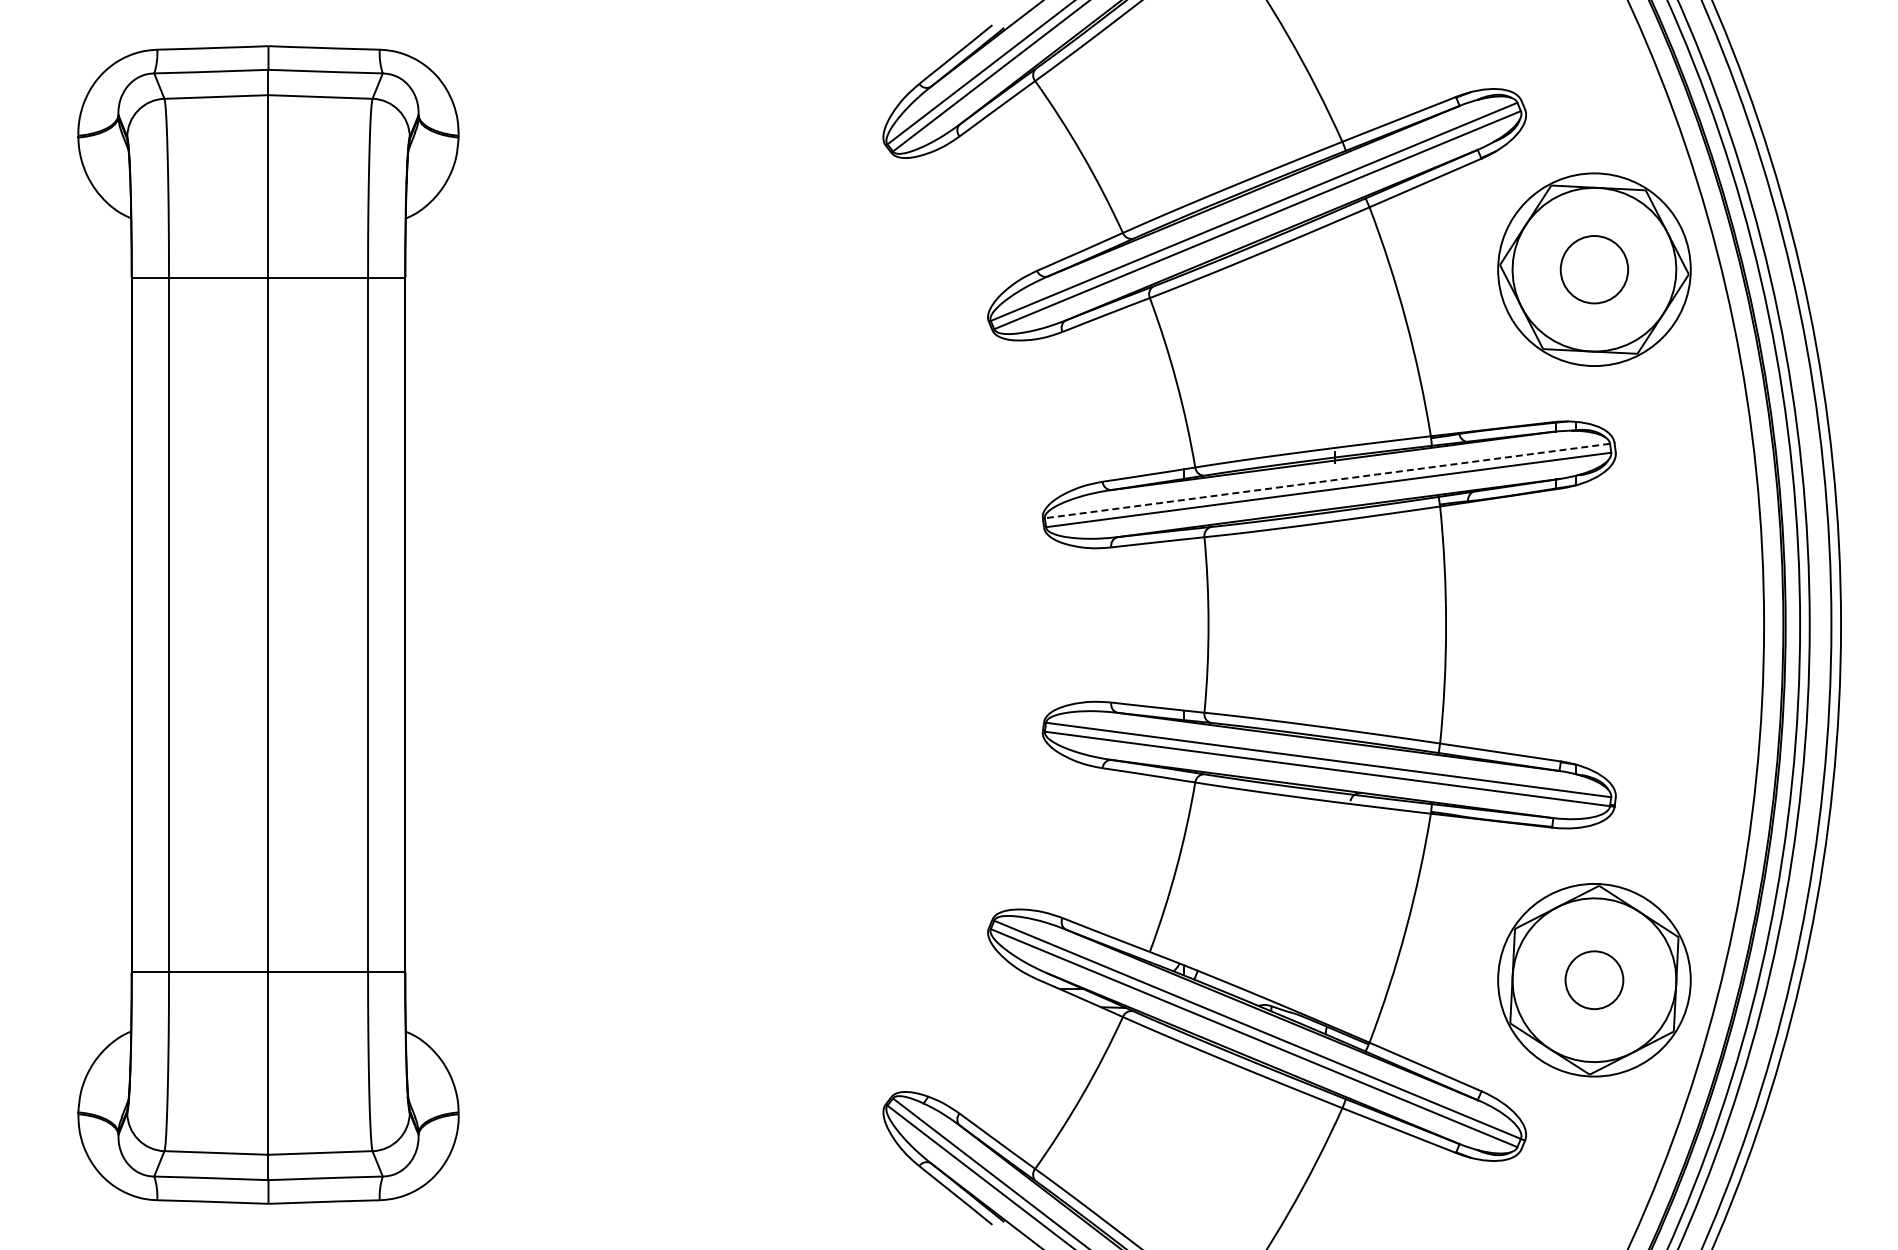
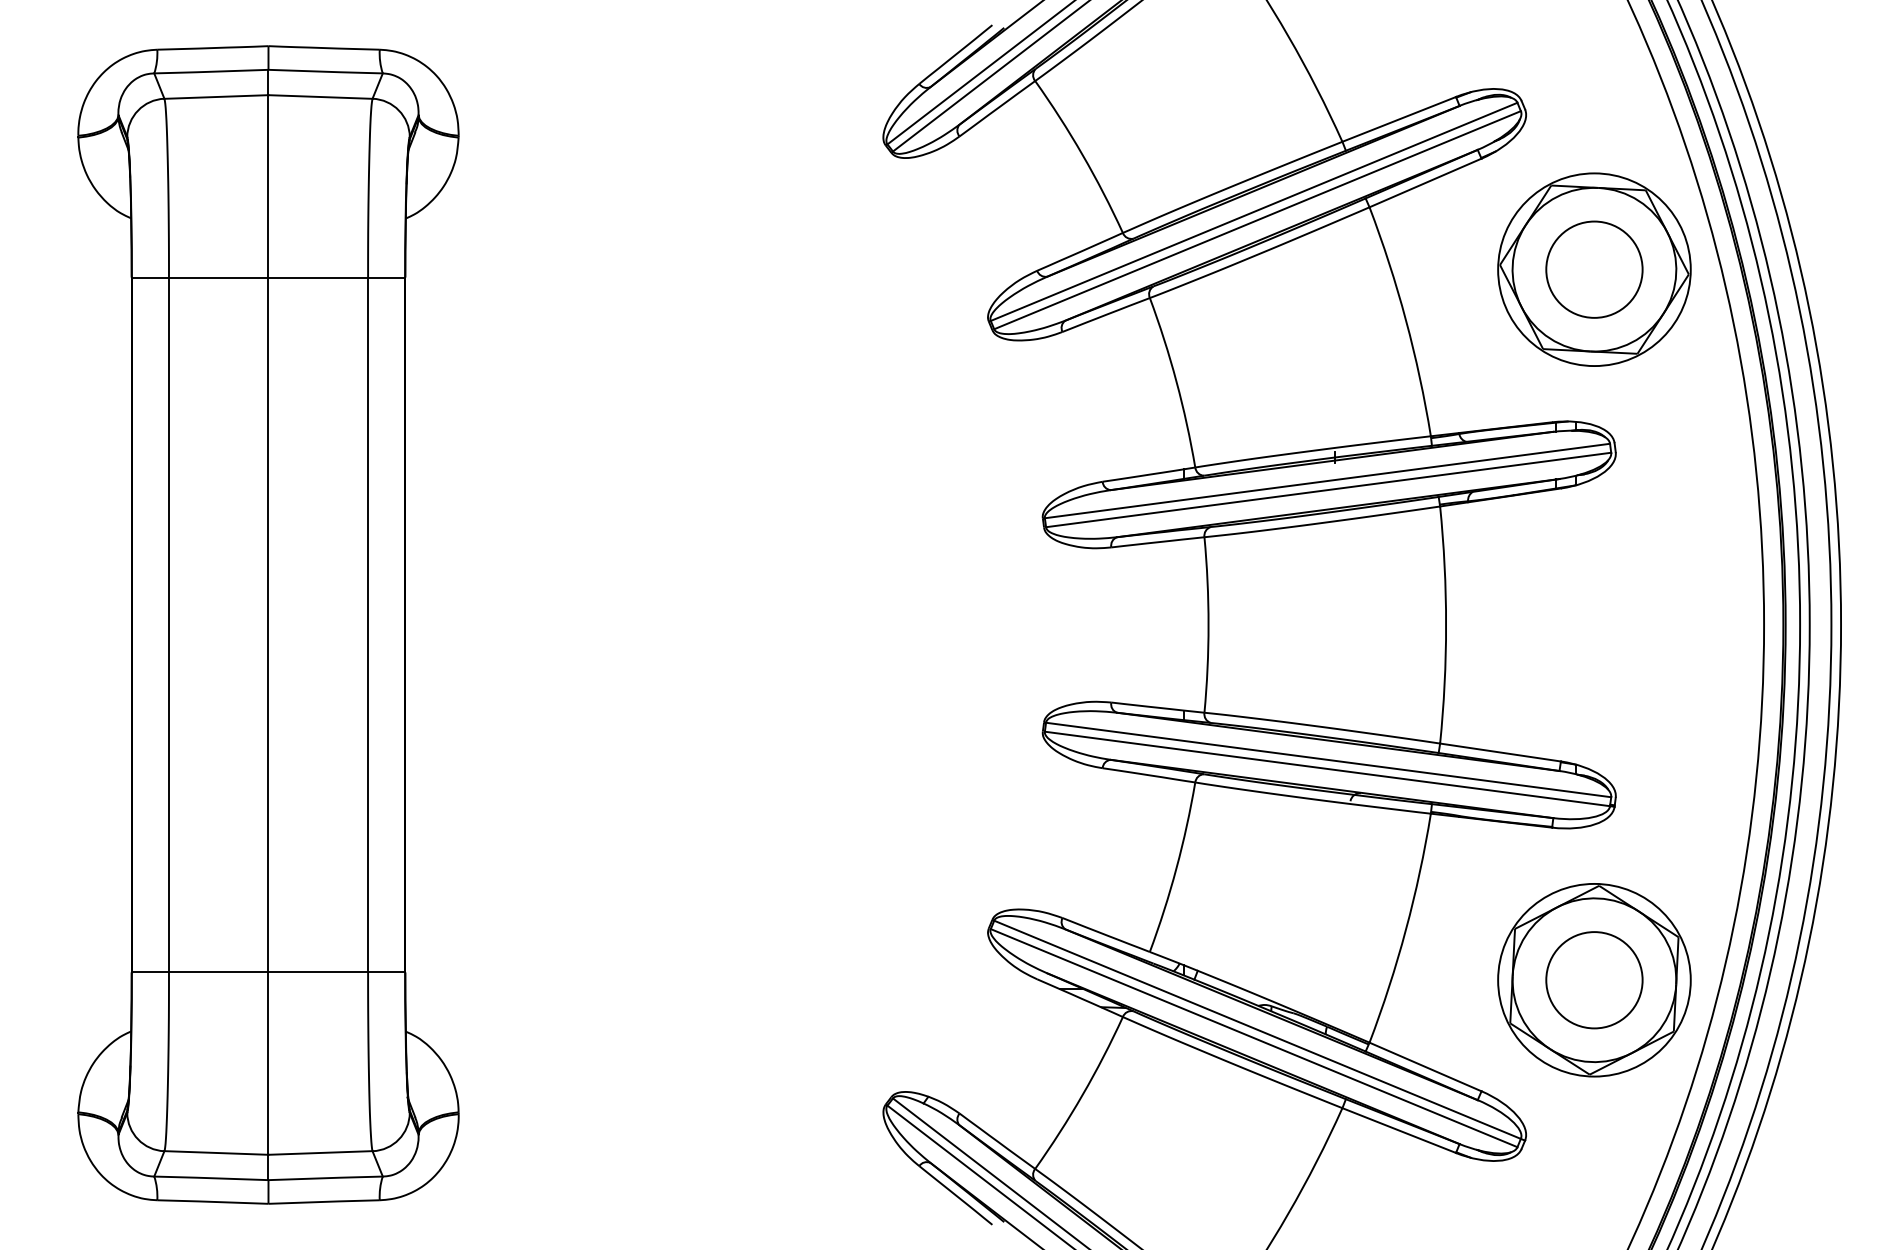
circle diameter: 67 px -> 96 px (1594, 269)
line: dashed -> solid (1326, 481)
circle diameter: 58 px -> 96 px (1594, 980)
